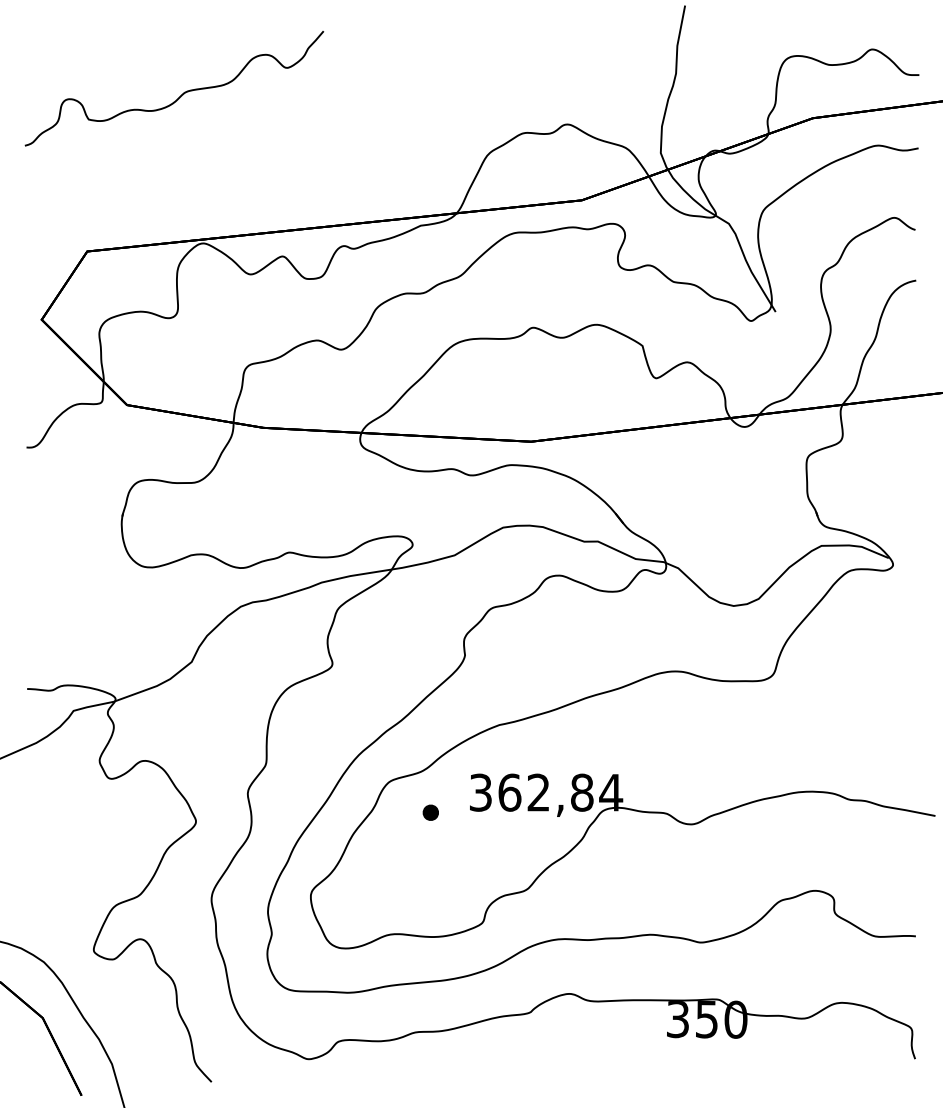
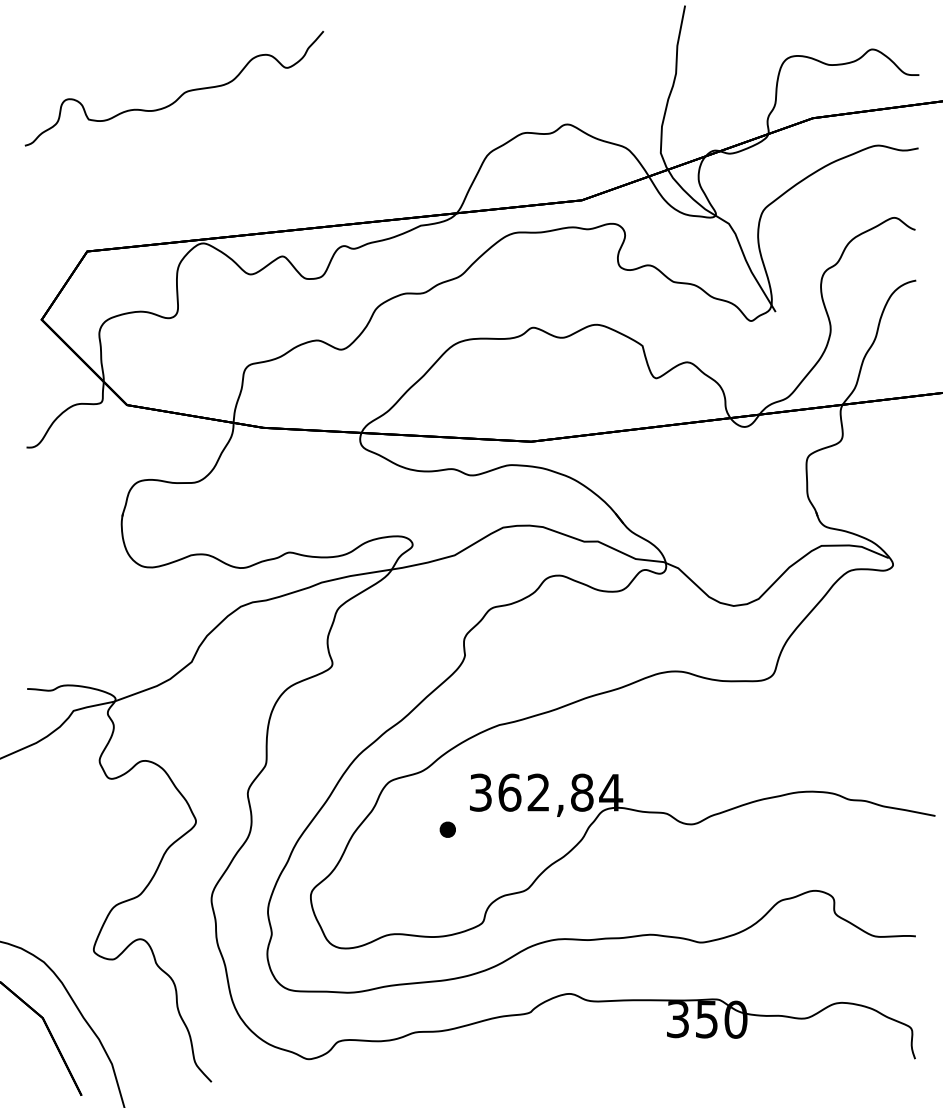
part position: (430, 812) -> (447, 829) (447, 829)
